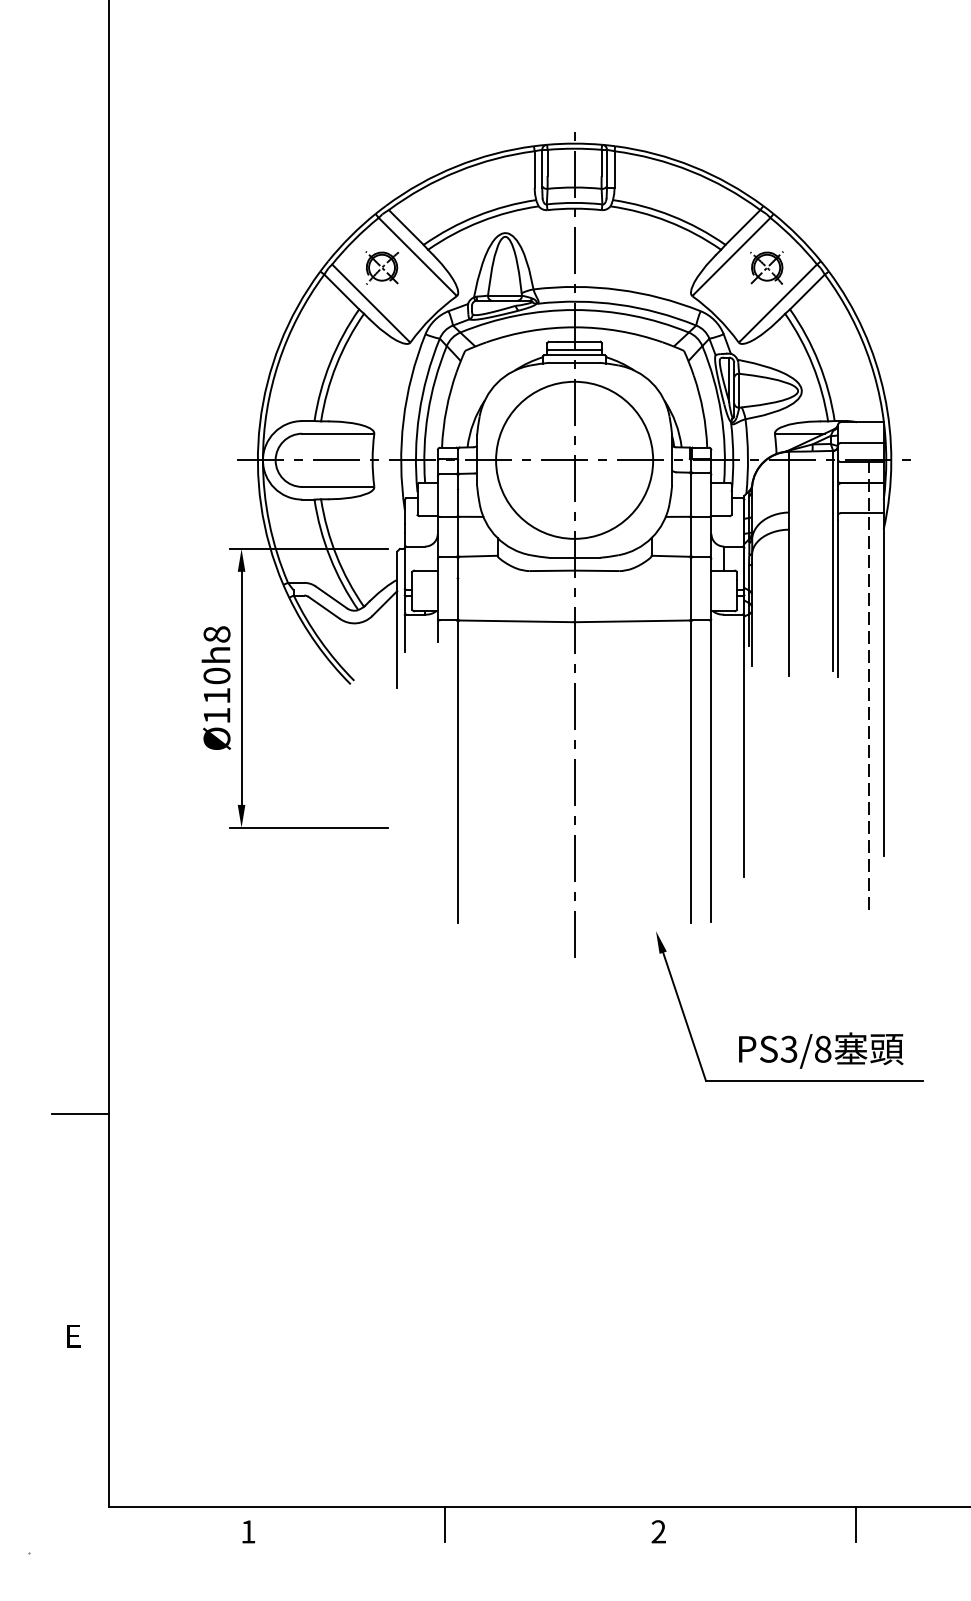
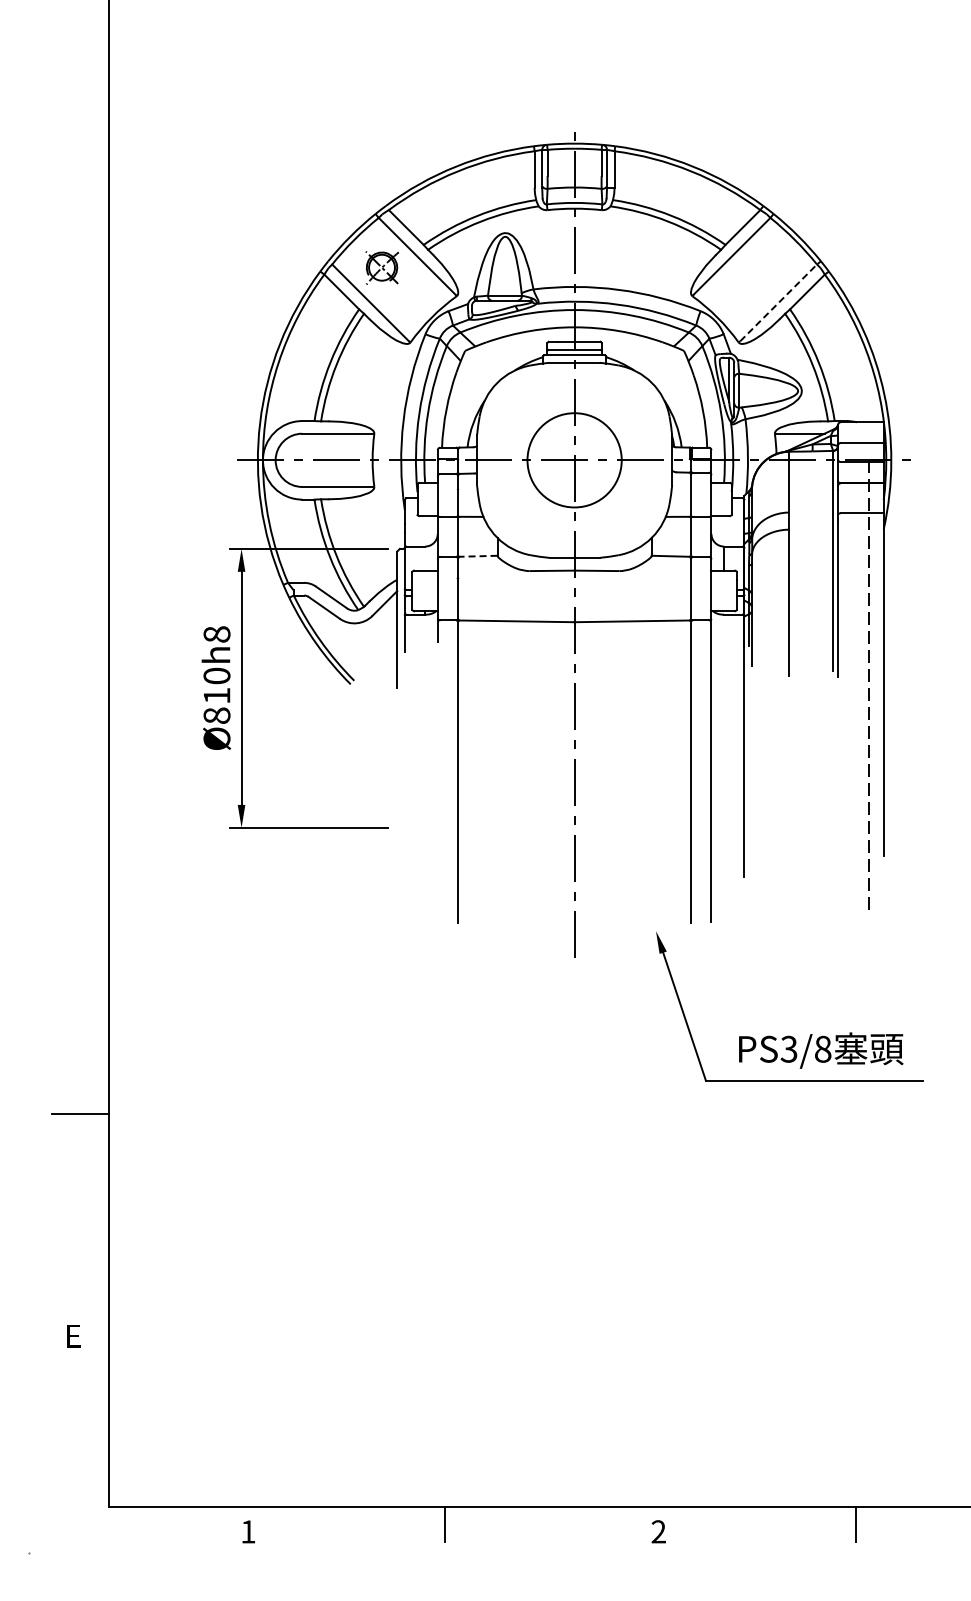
part: present -> none (766, 267)
line: solid -> dashed (778, 302)
circle diameter: 157 px -> 94 px (574, 460)
line: solid -> dashed (477, 556)
text: Ø110h8 -> Ø810h8 (216, 715)
